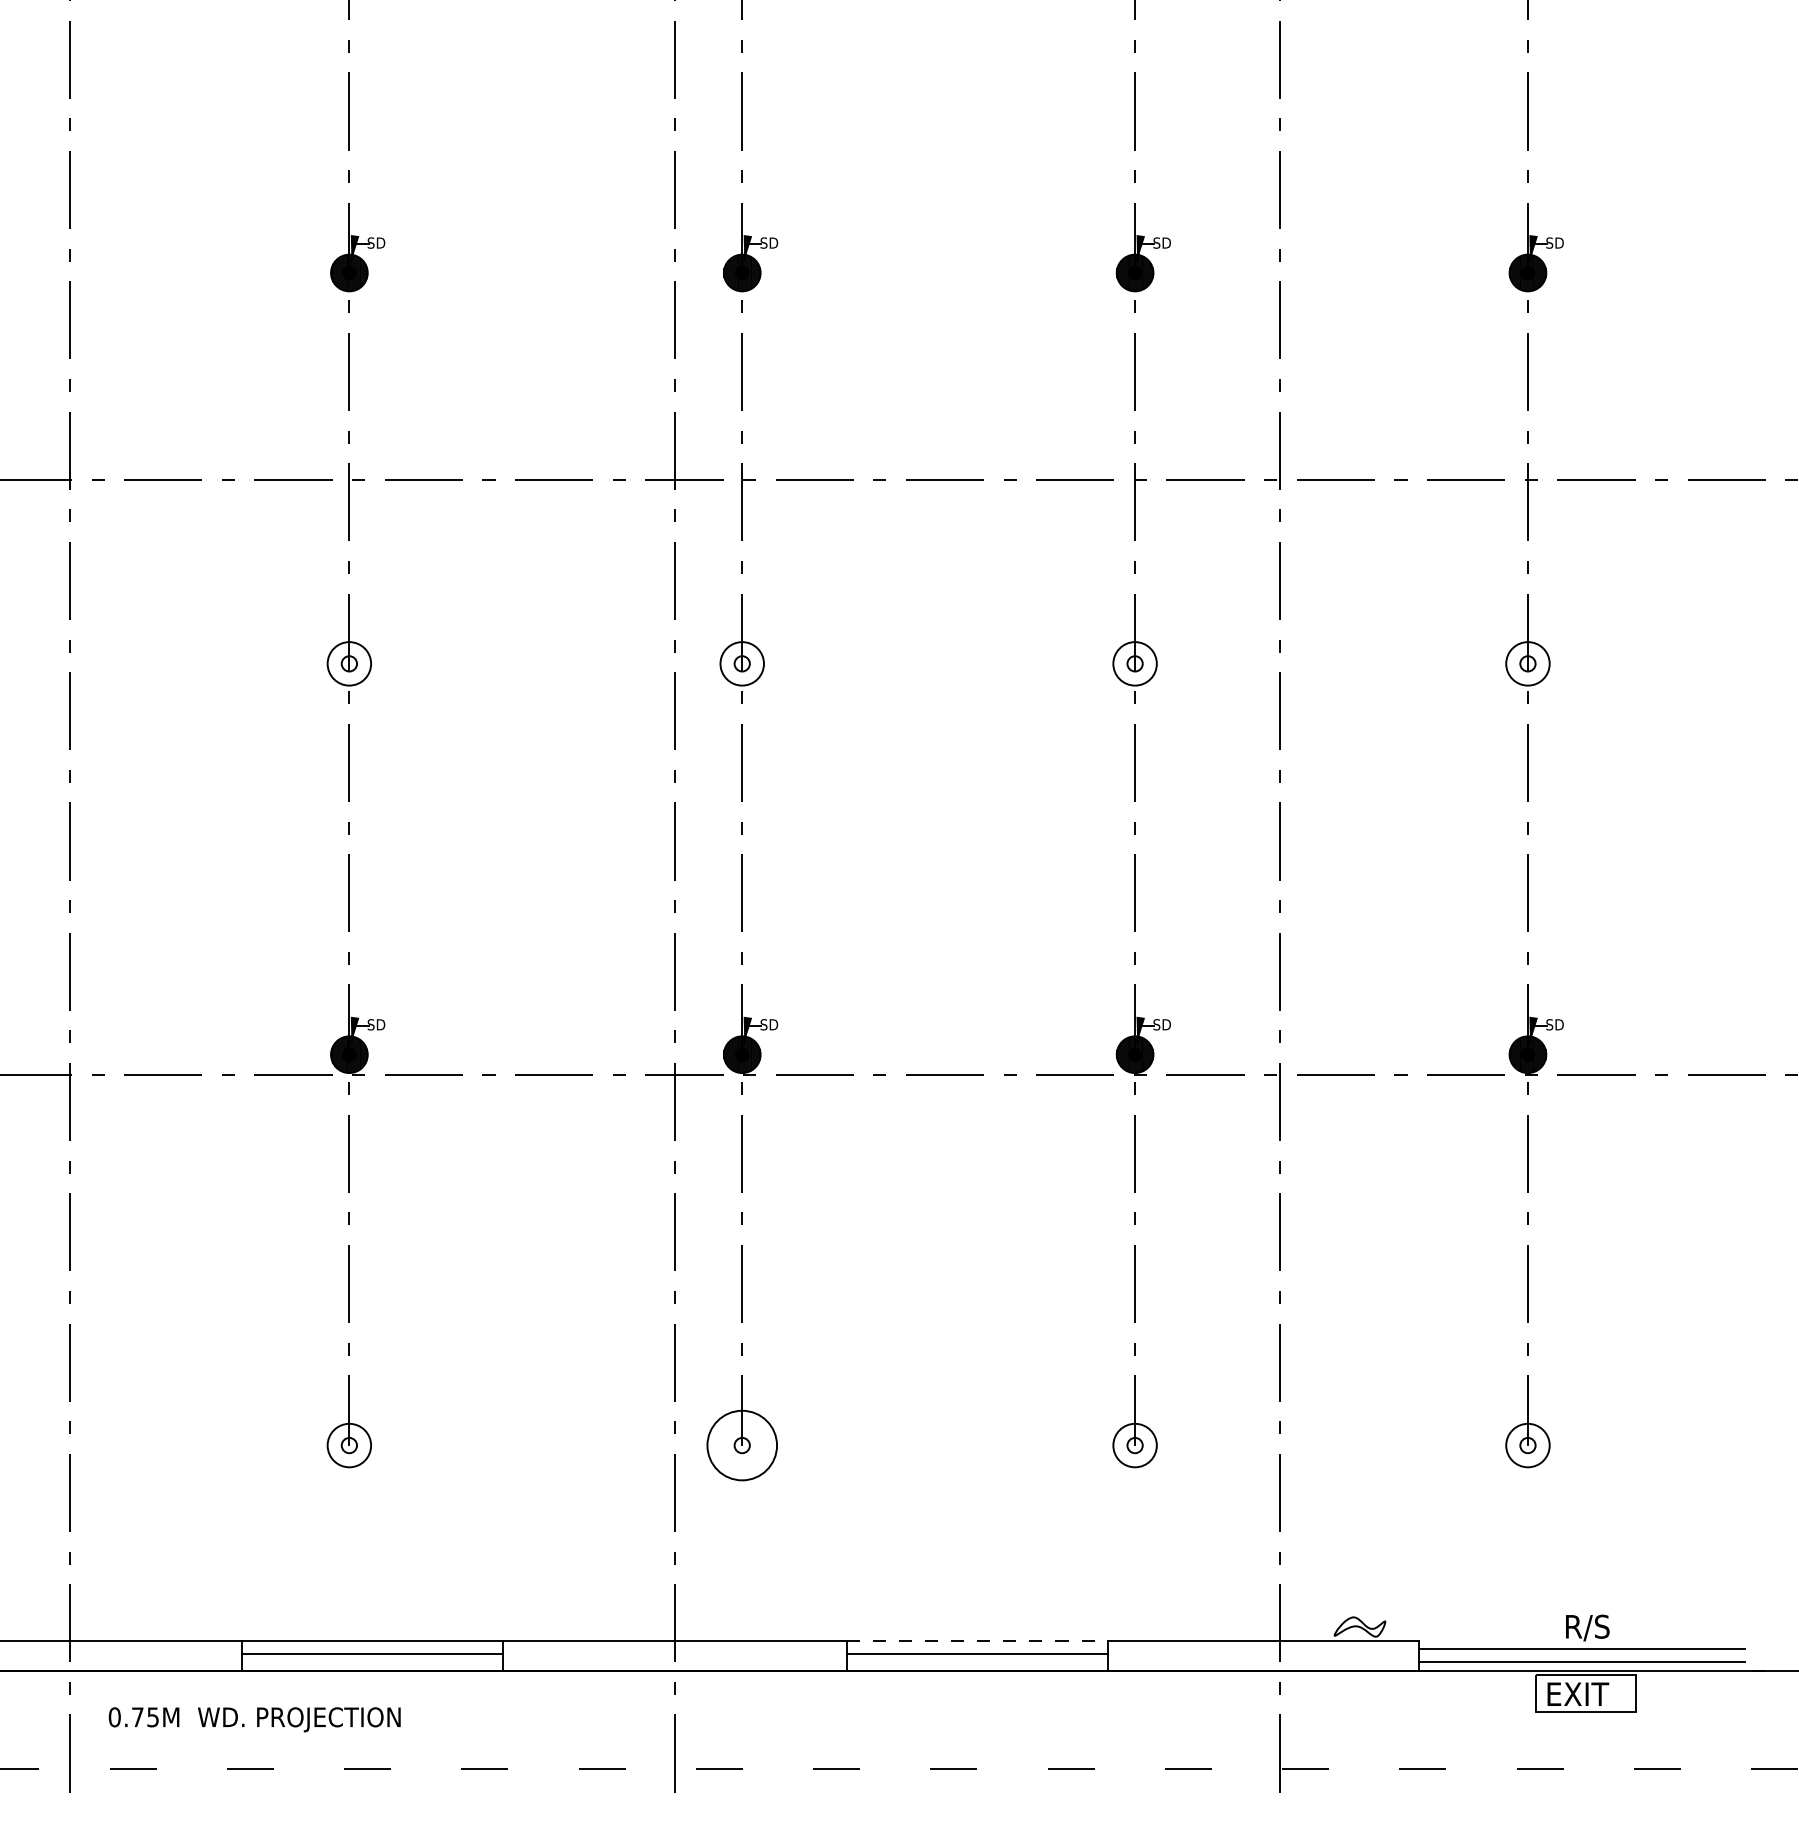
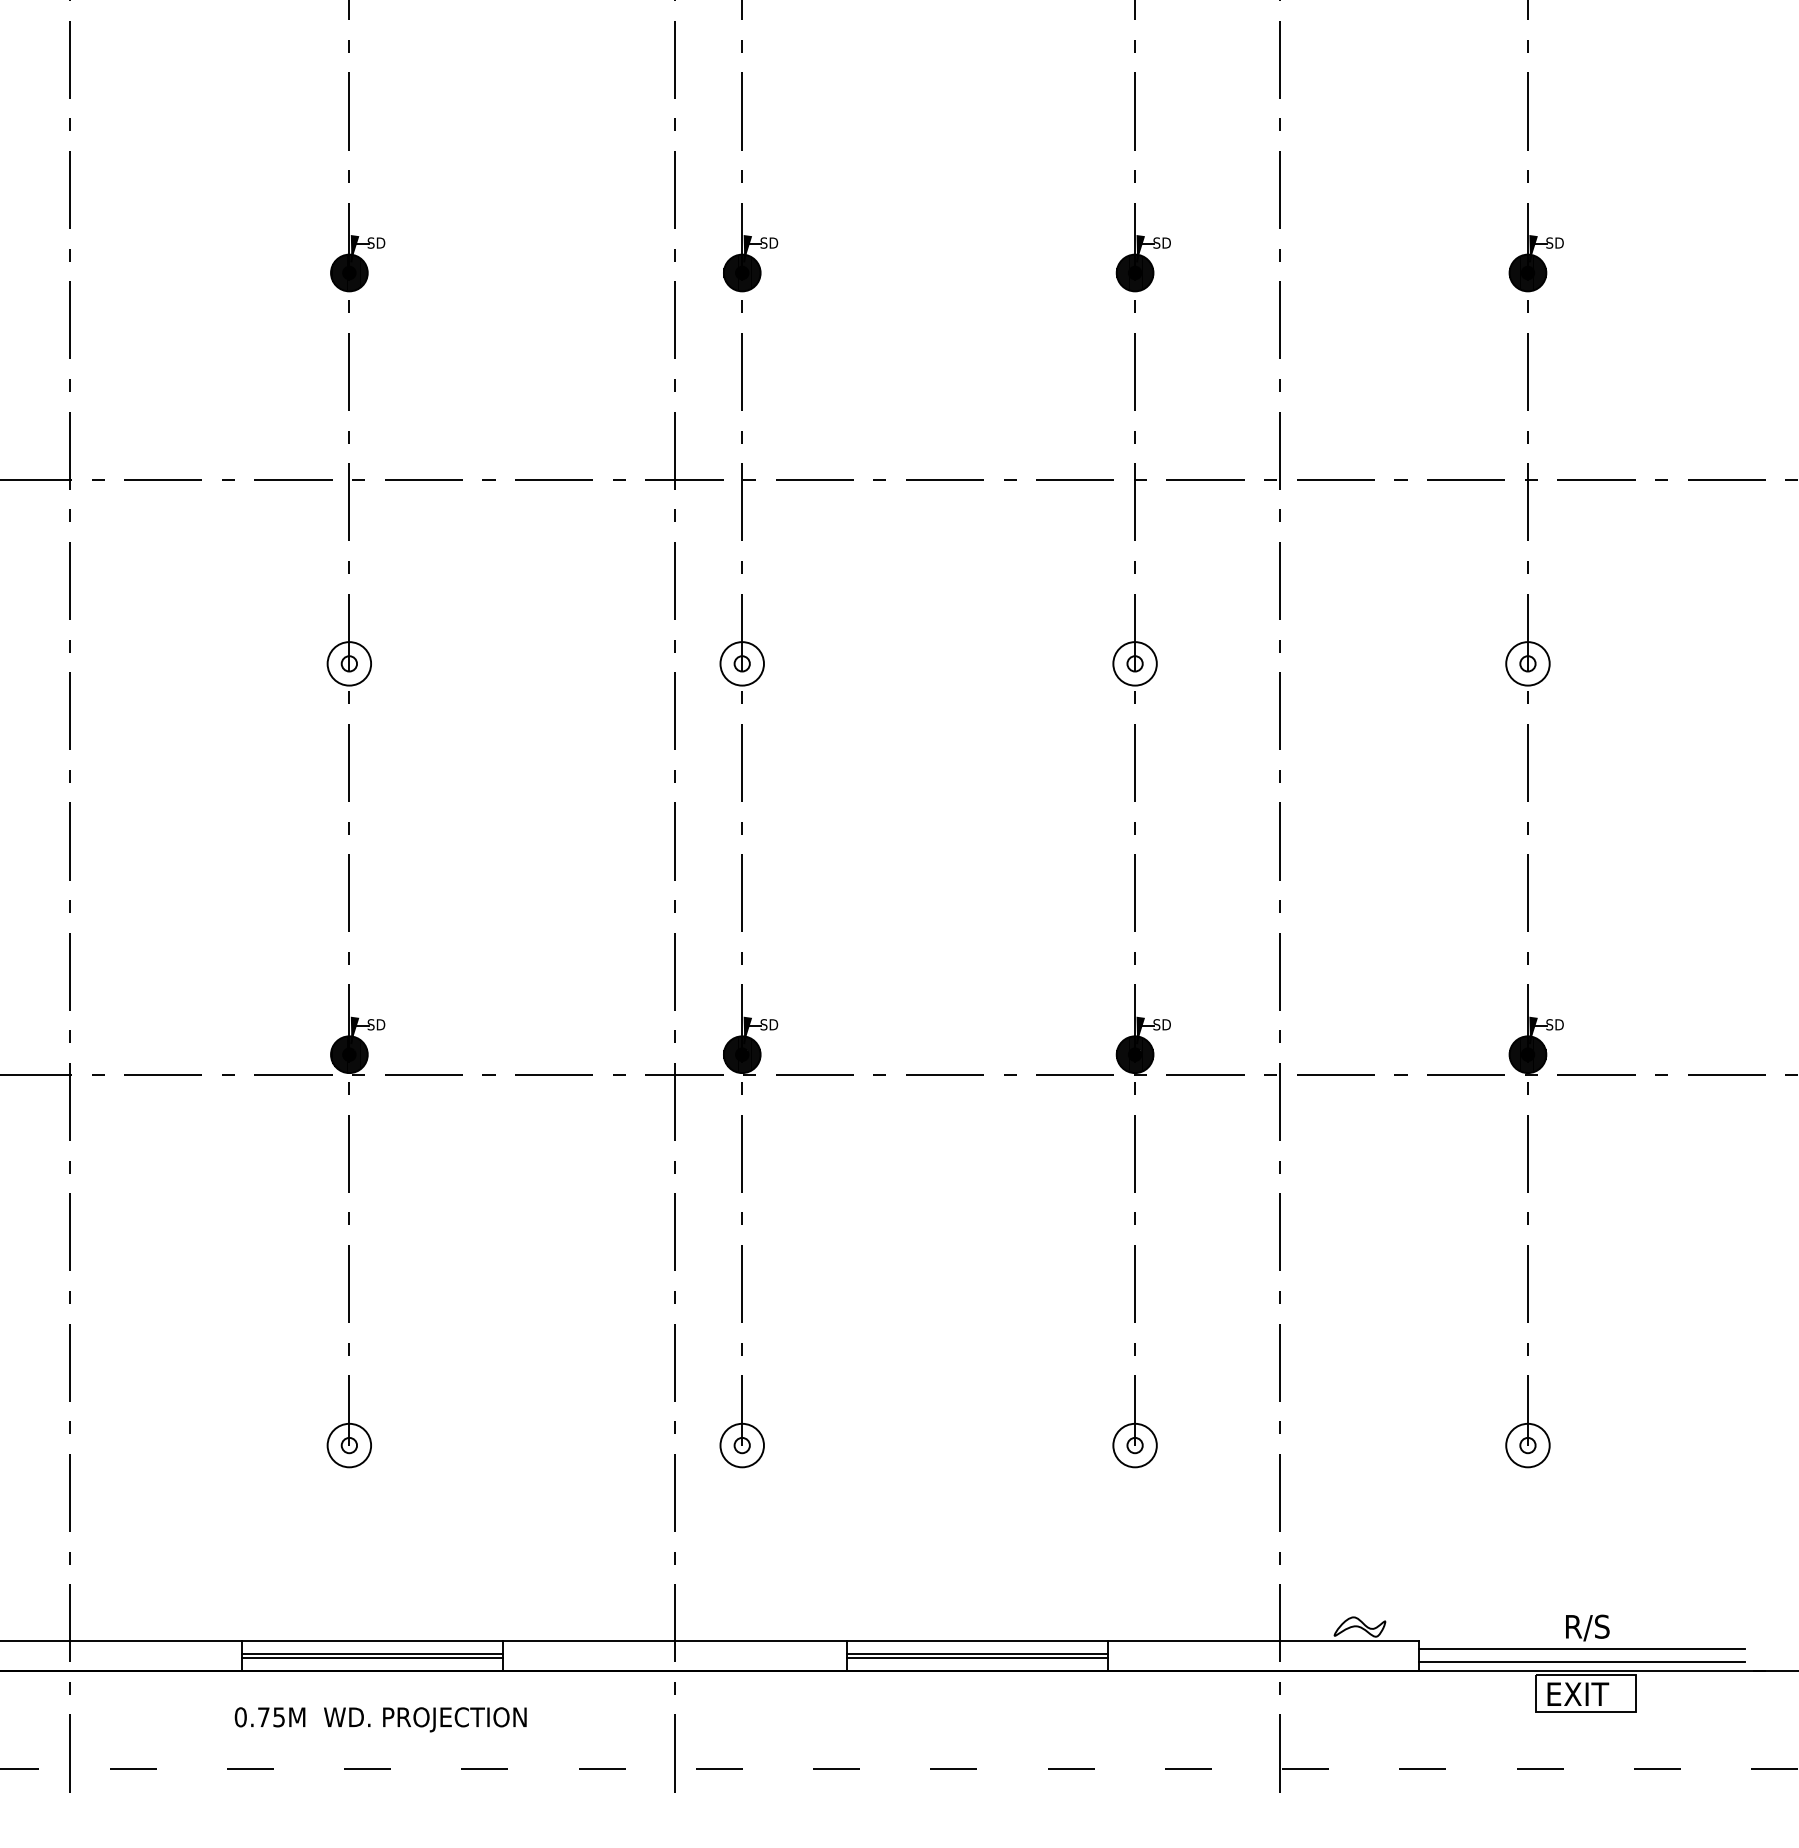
circle diameter: 70 px -> 43 px (741, 1445)
line: dashed -> solid (977, 1641)
line: none -> present (372, 1657)
line: none -> present (977, 1657)
text position: (254, 1719) -> (380, 1719) (380, 1719)
